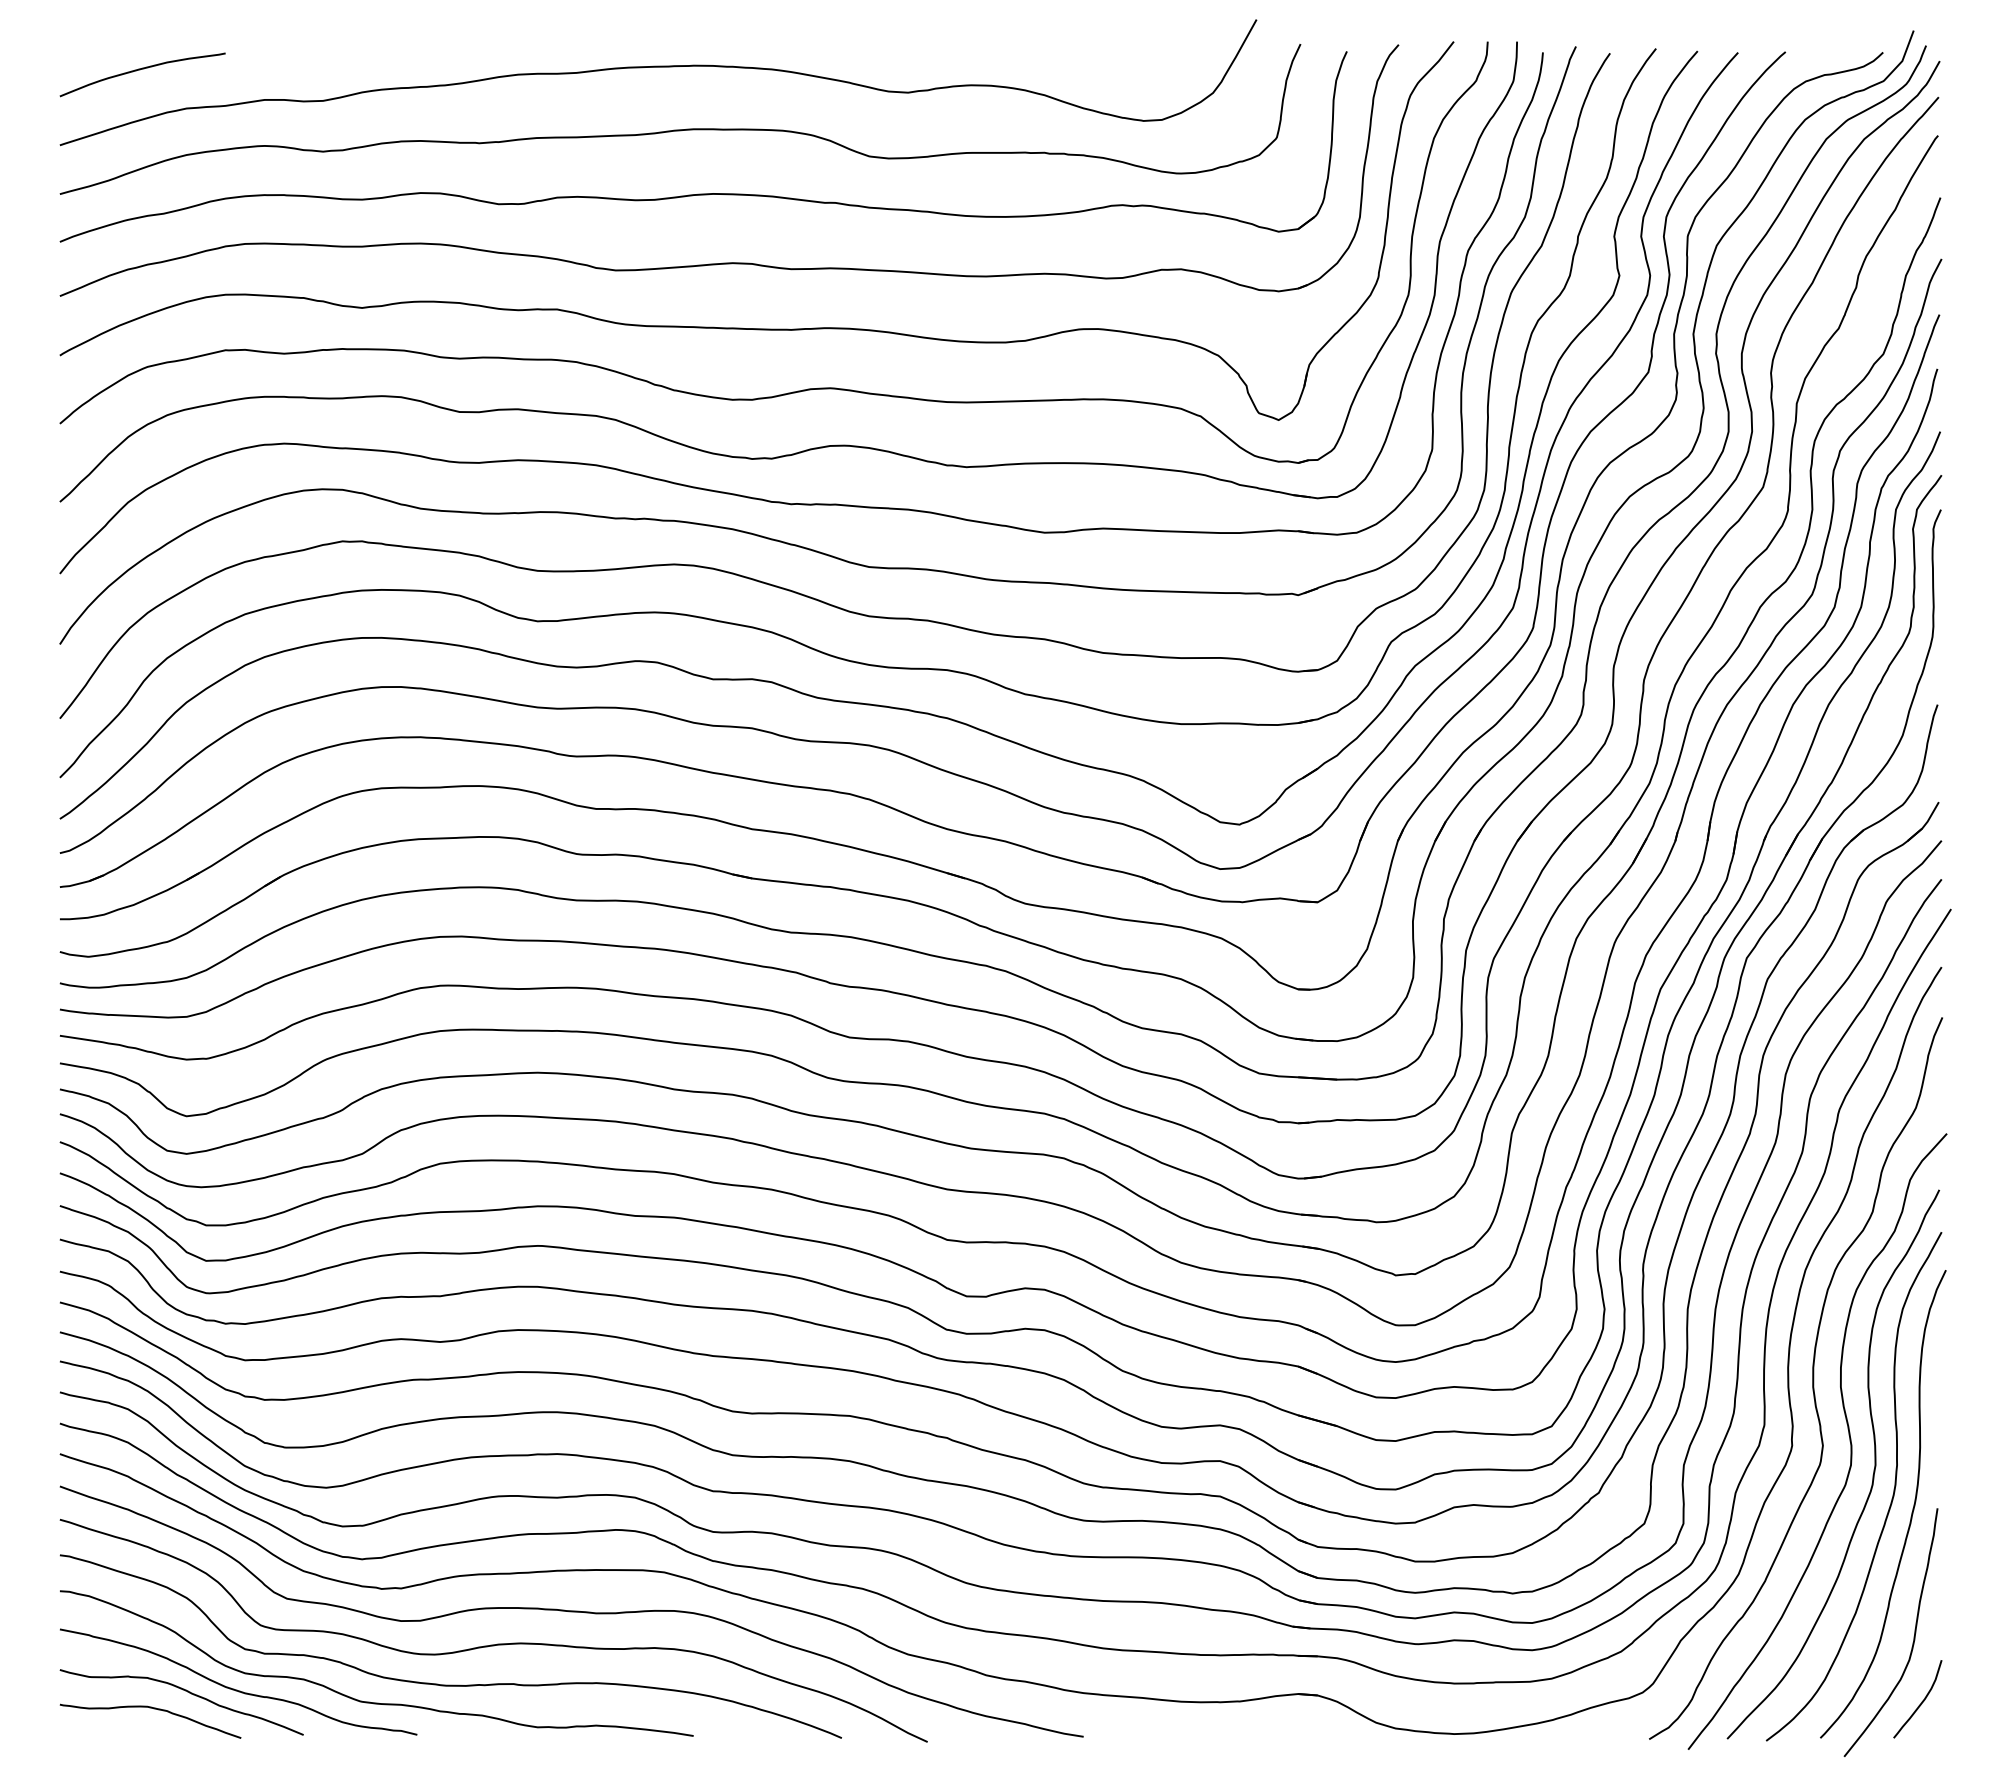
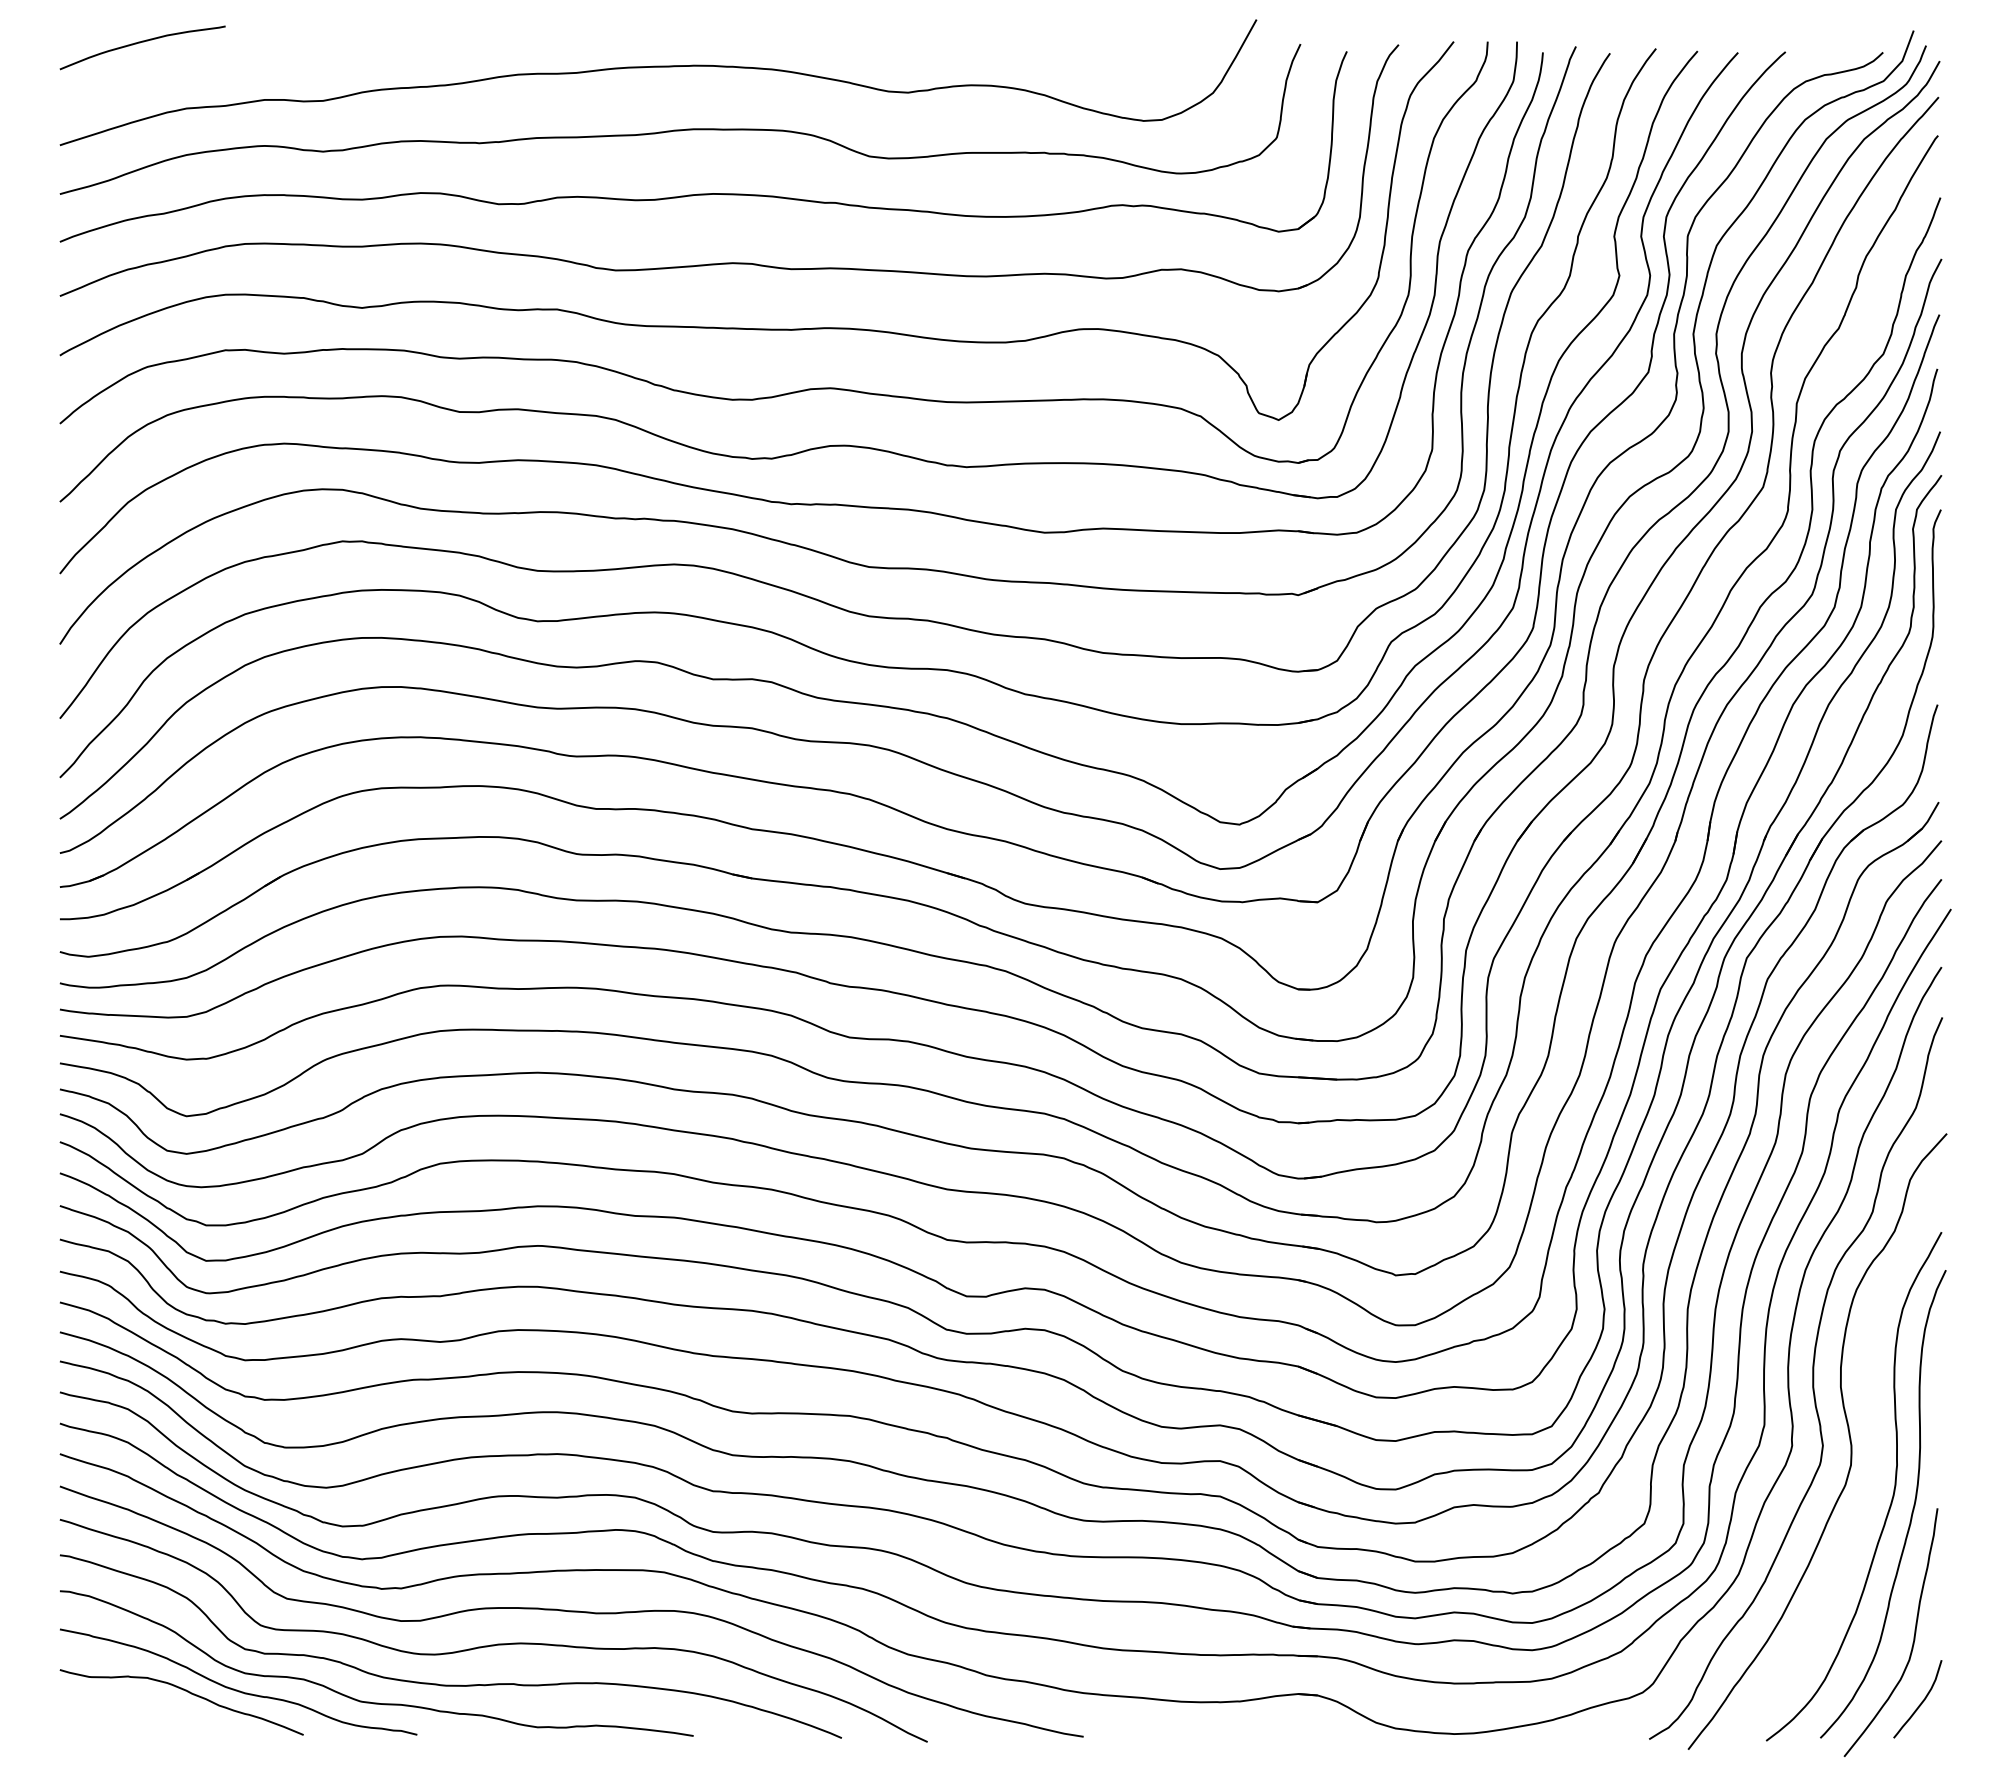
curve position: (140, 70) -> (140, 43) (140, 43)
curve: present -> none (1873, 1469)
curve: present -> none (153, 1709)
